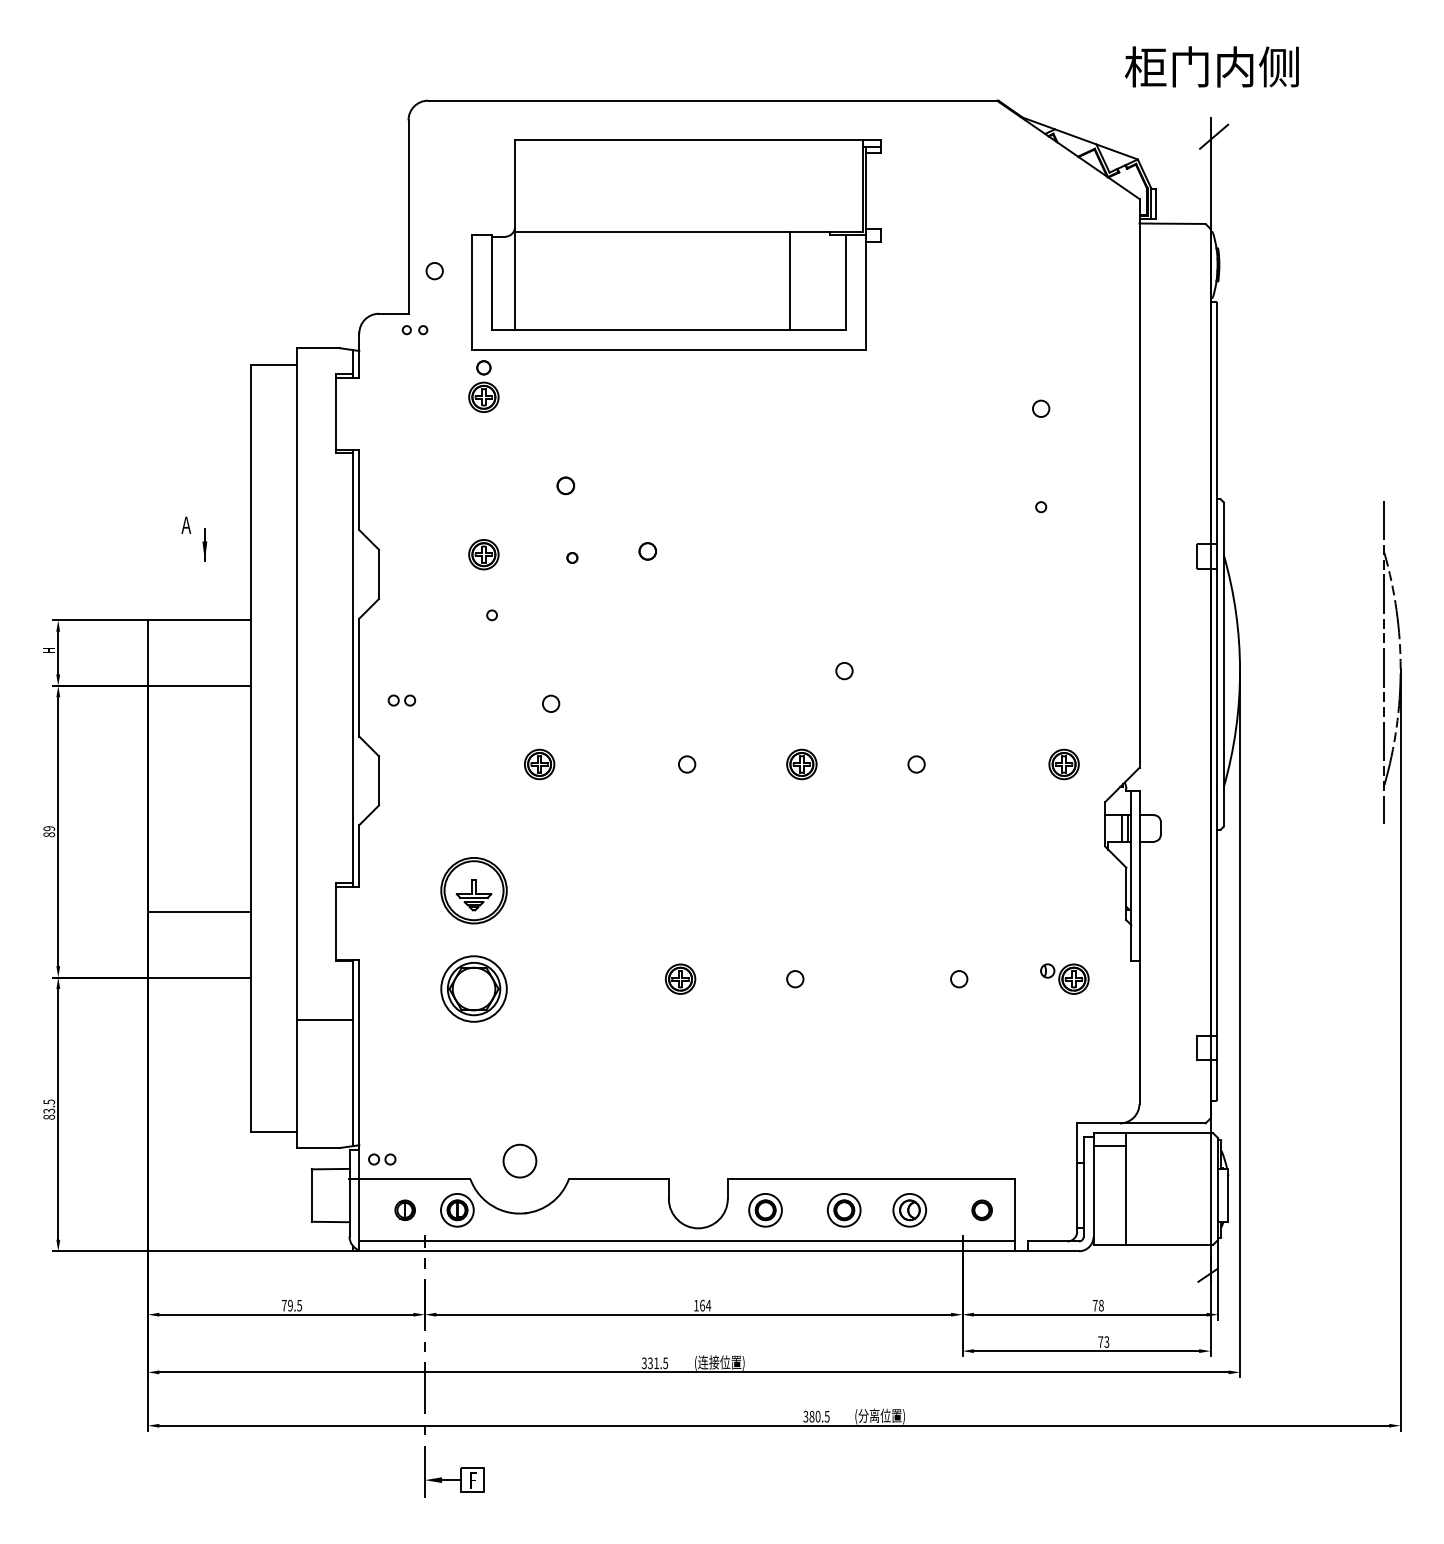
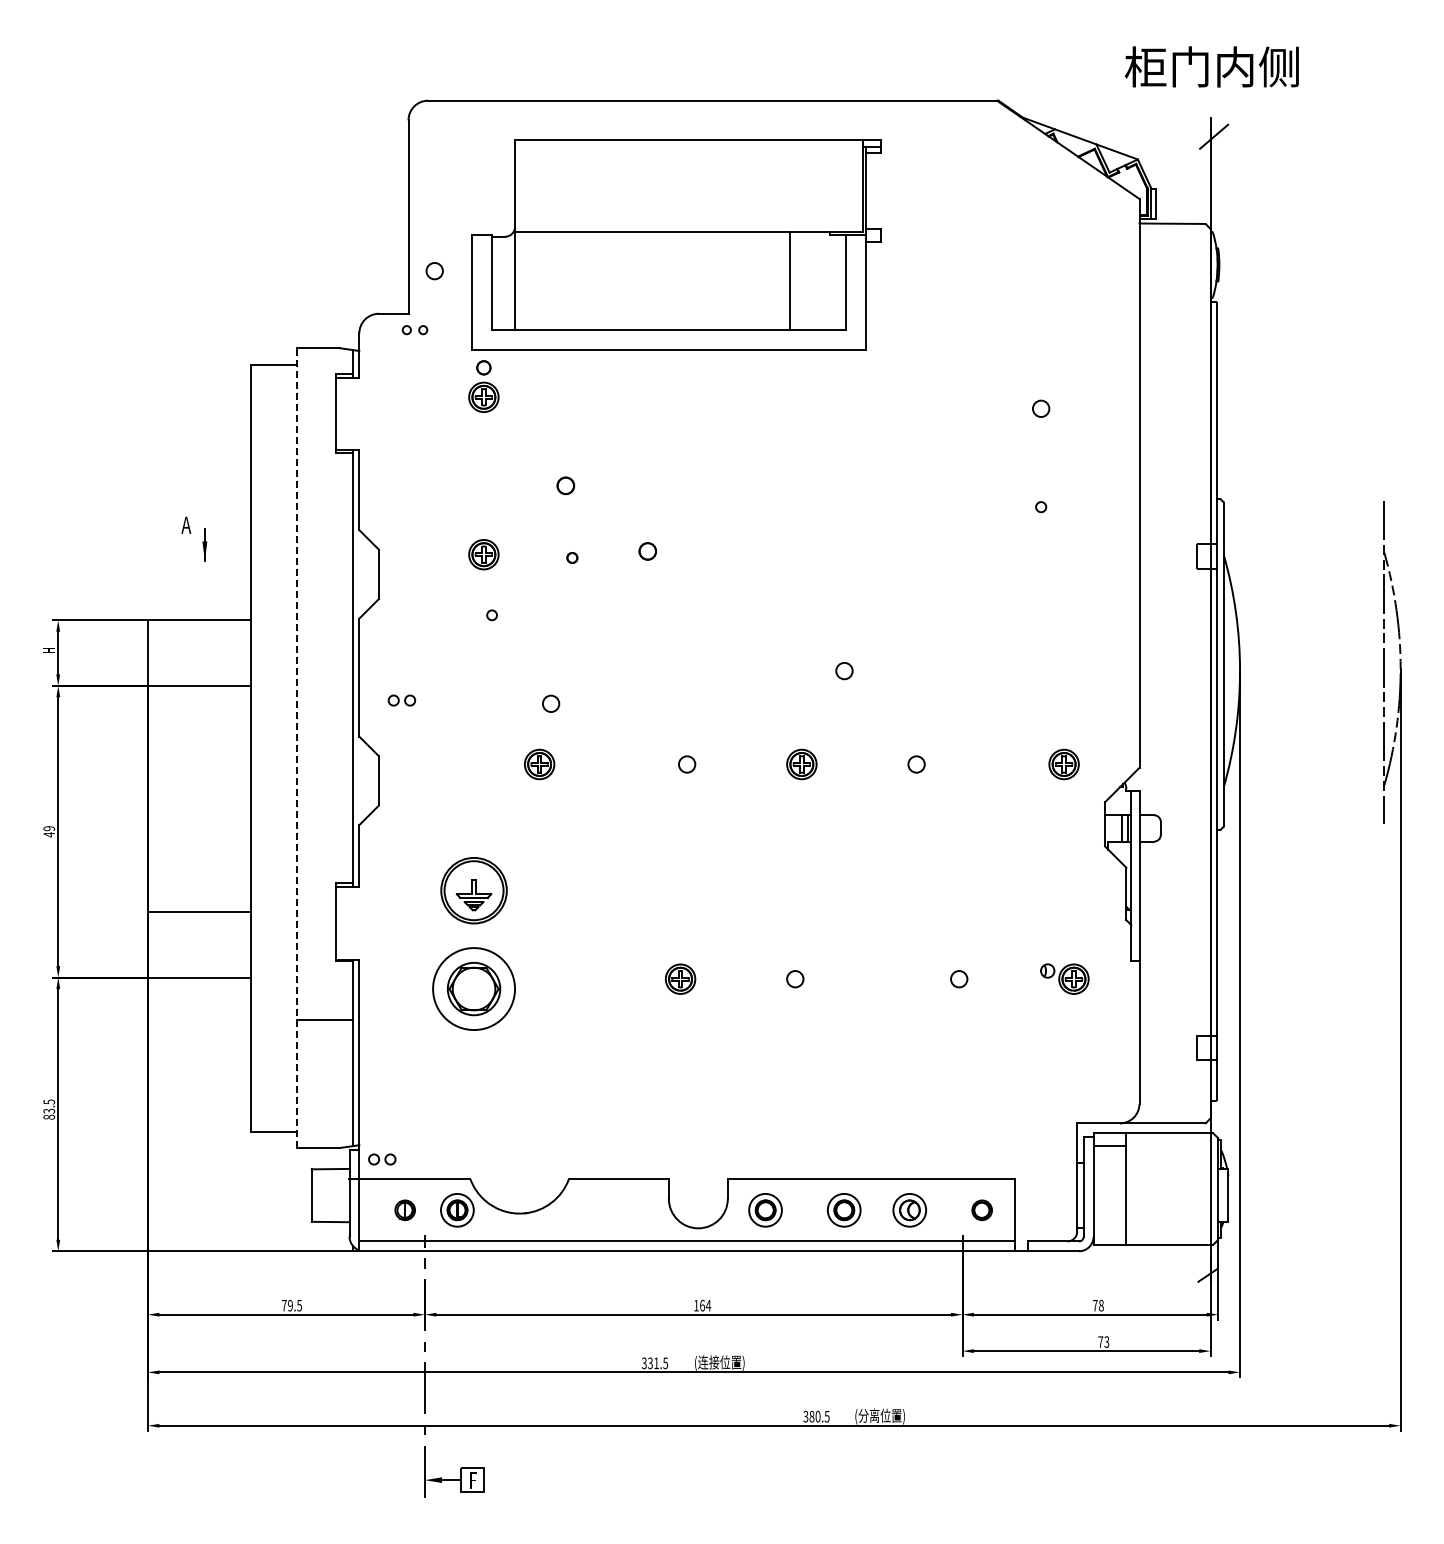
line: solid -> dashed (297, 748)
text: 89 -> 49 (49, 834)
circle diameter: 66 px -> 82 px (474, 989)
circle: present -> none (519, 1160)
